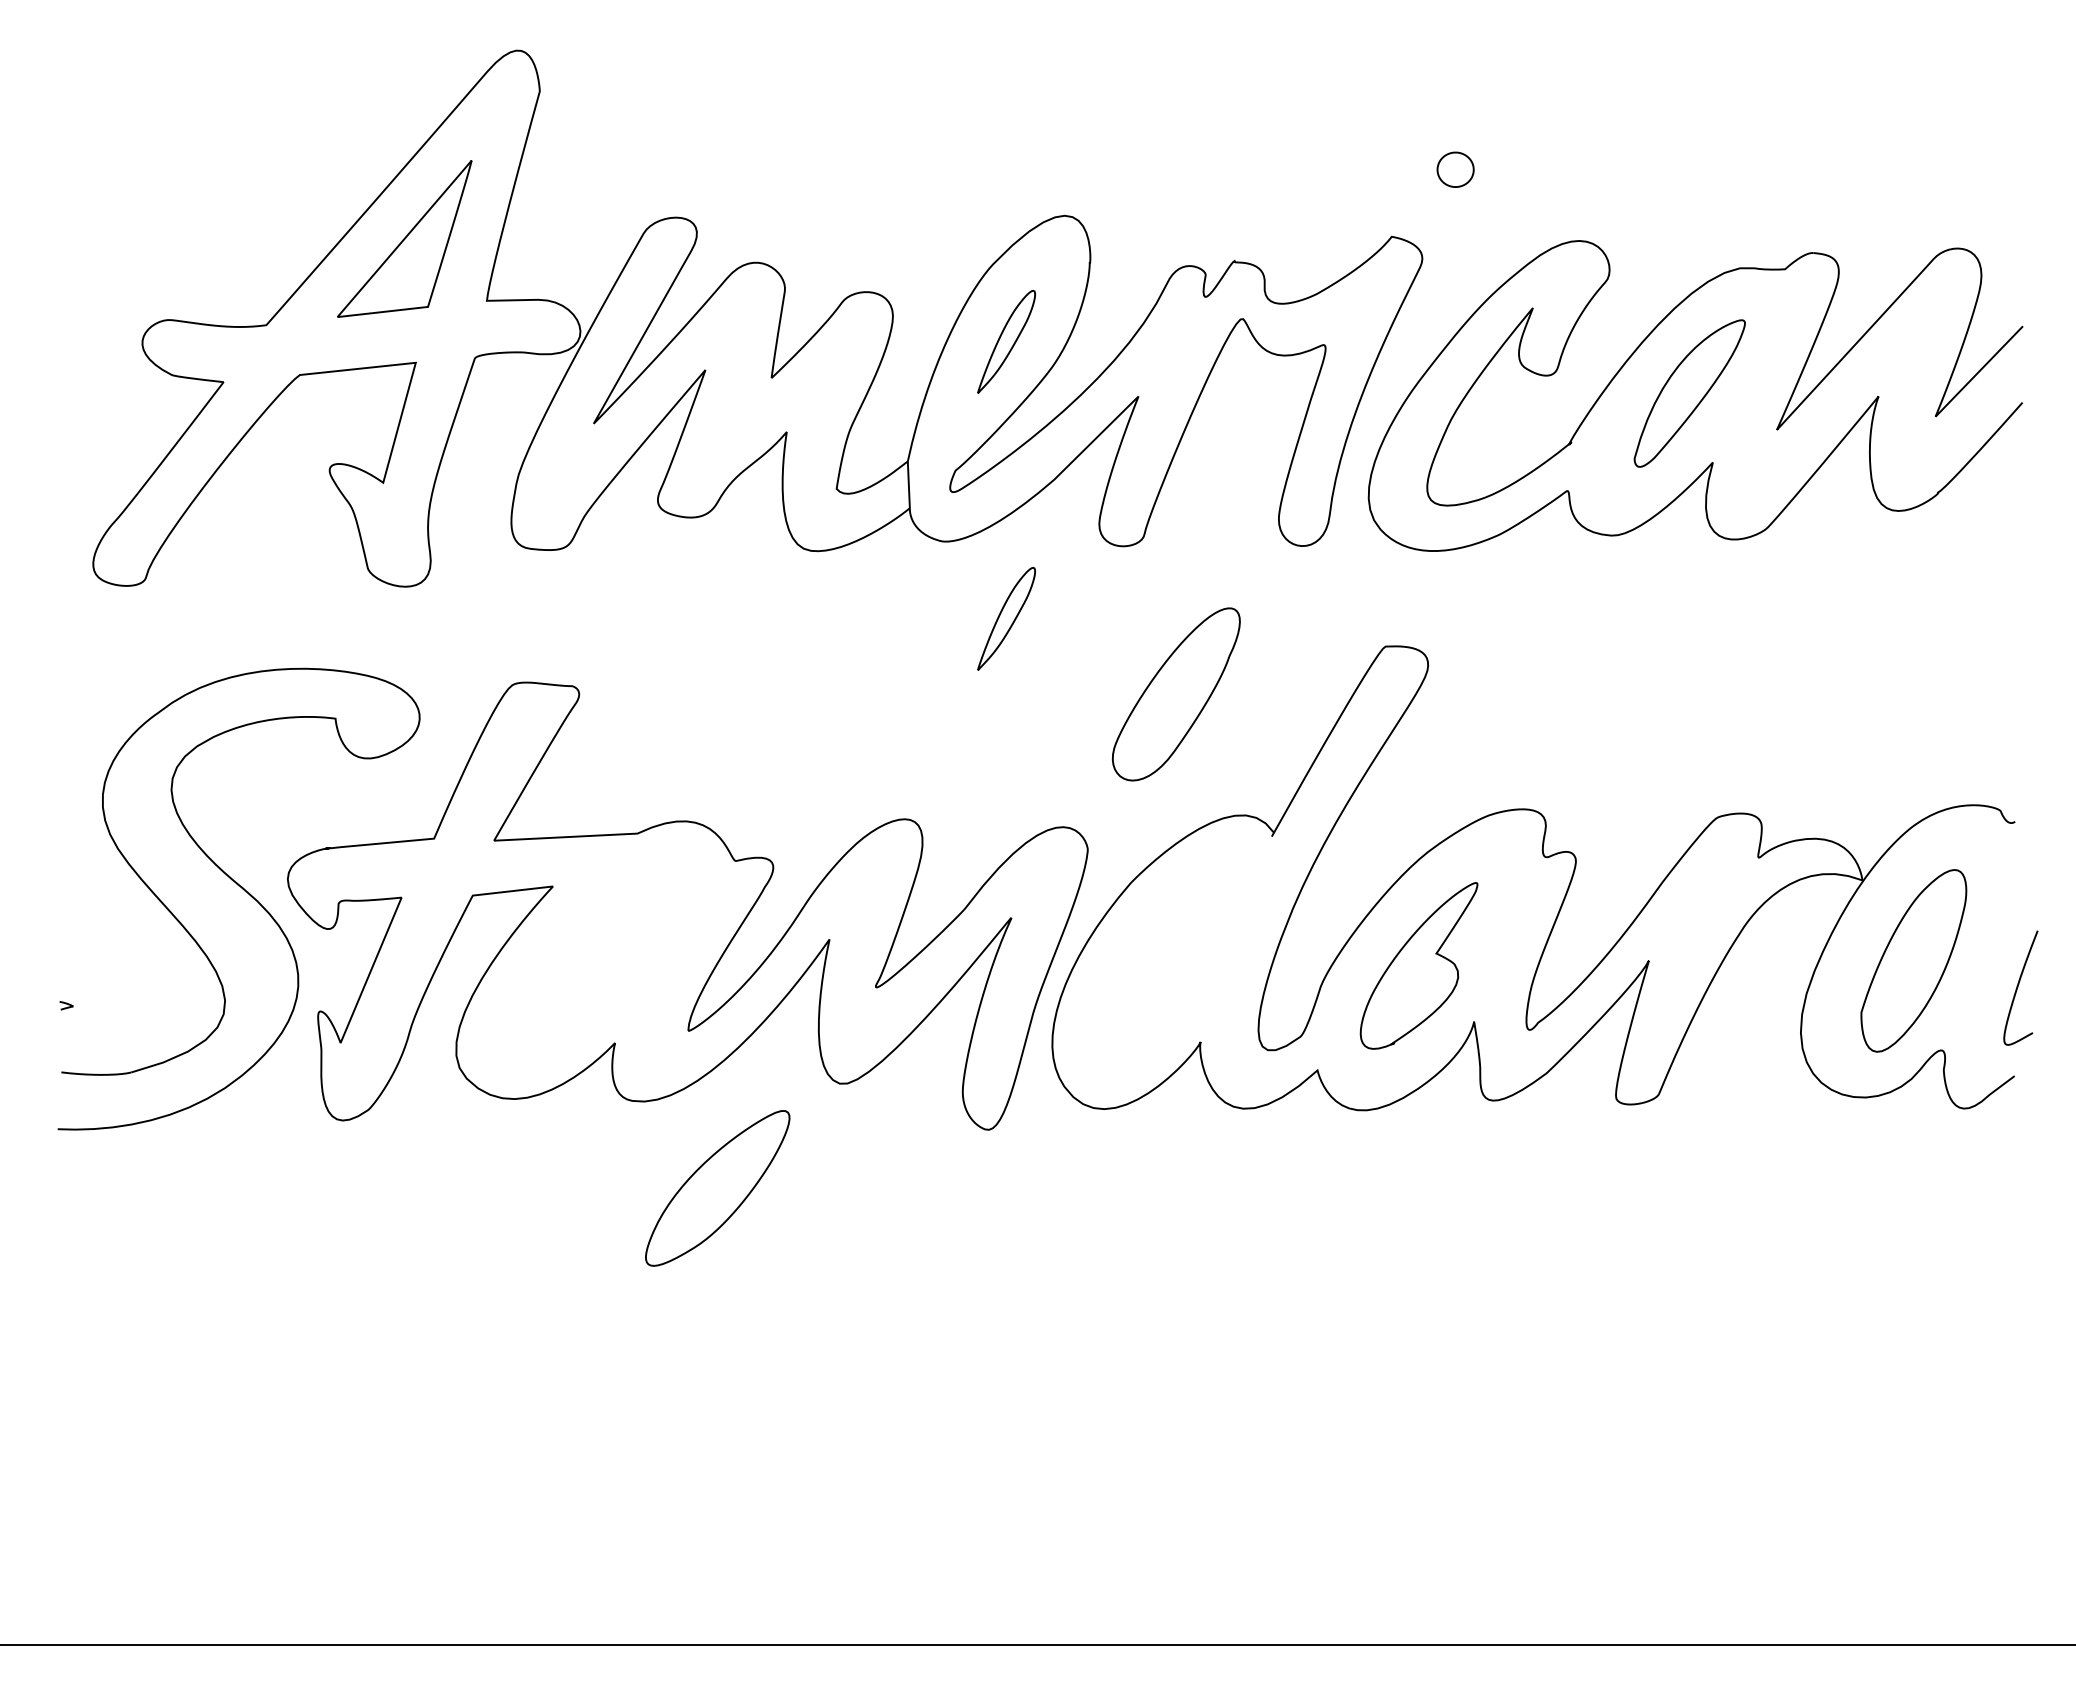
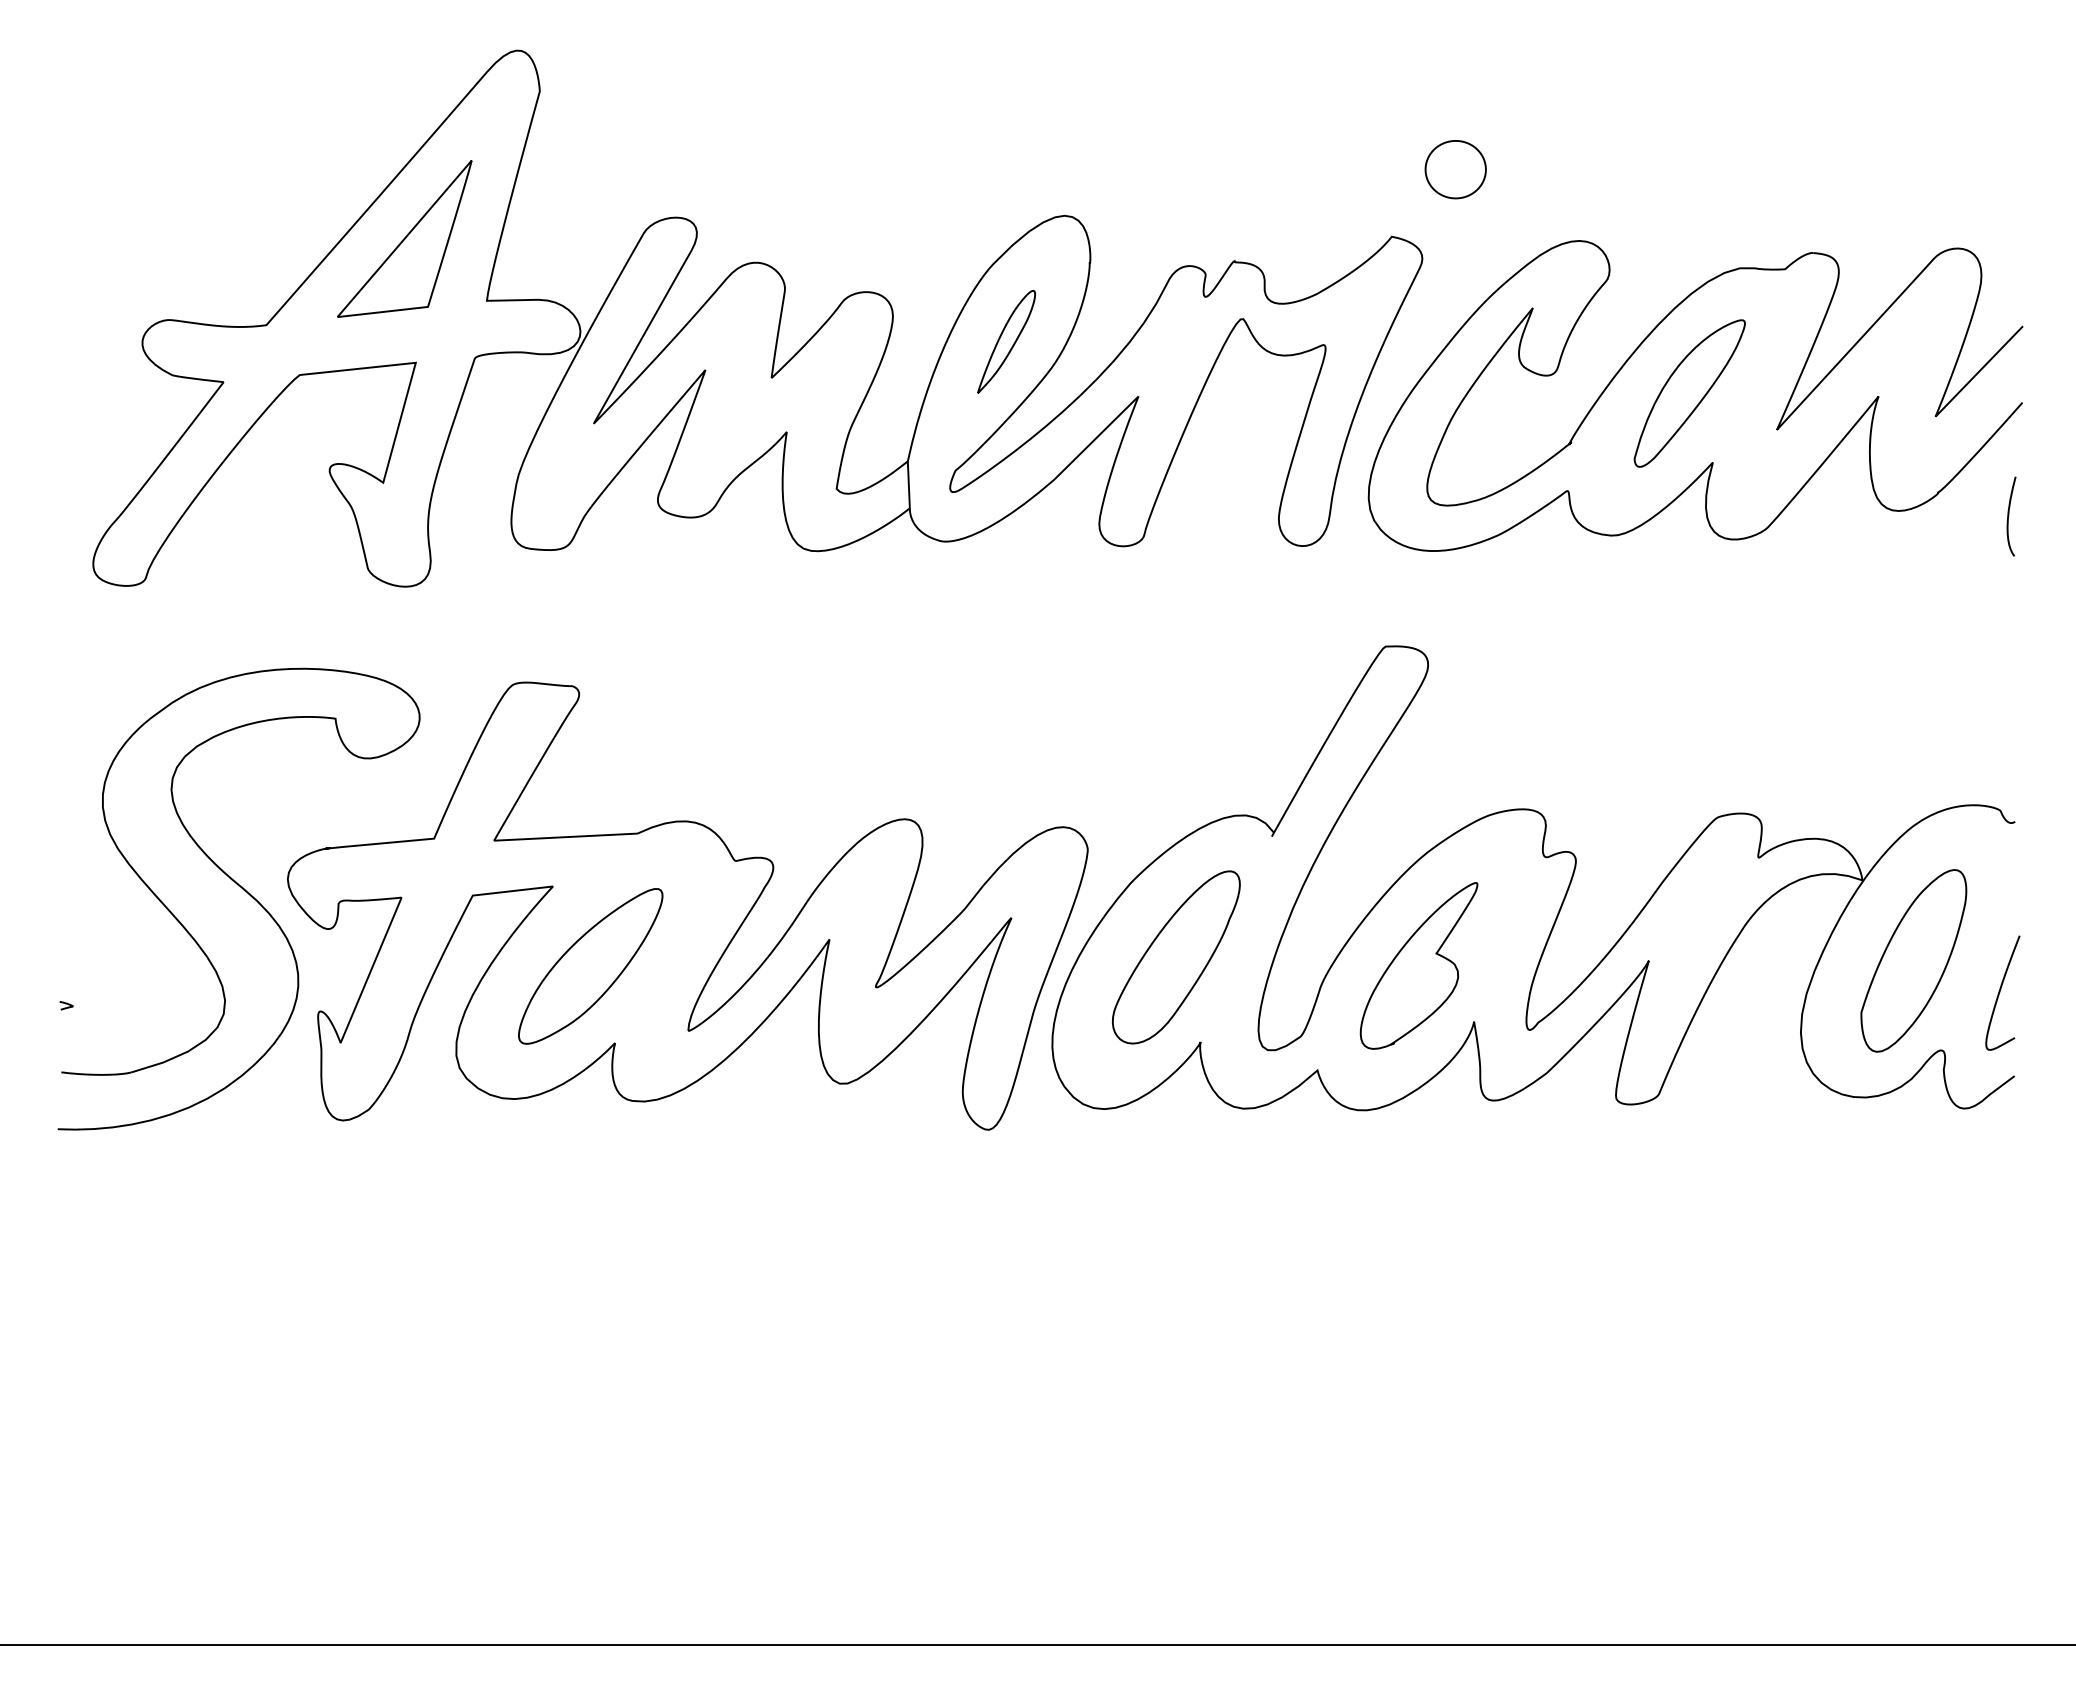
part size: 39x37 px -> 63x60 px (1455, 169)
curve: none -> present (2009, 516)
part: present -> none (1006, 618)
part position: (1175, 694) -> (1175, 957) (1175, 957)
curve position: (2018, 987) -> (2000, 992) (2000, 992)
part position: (717, 1188) -> (590, 966) (590, 966)
